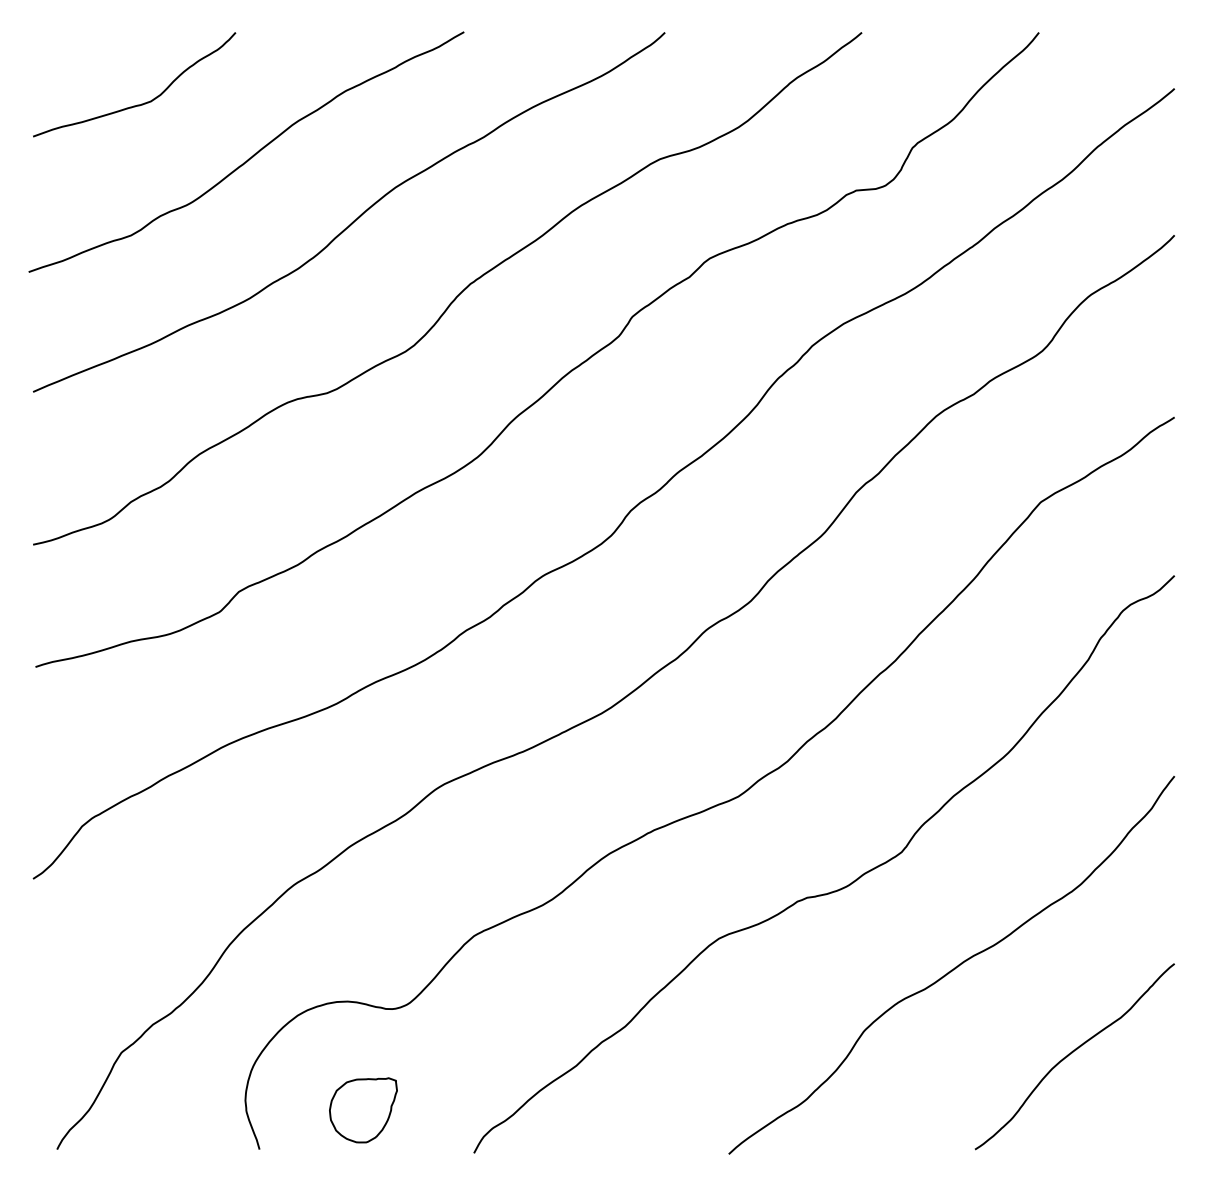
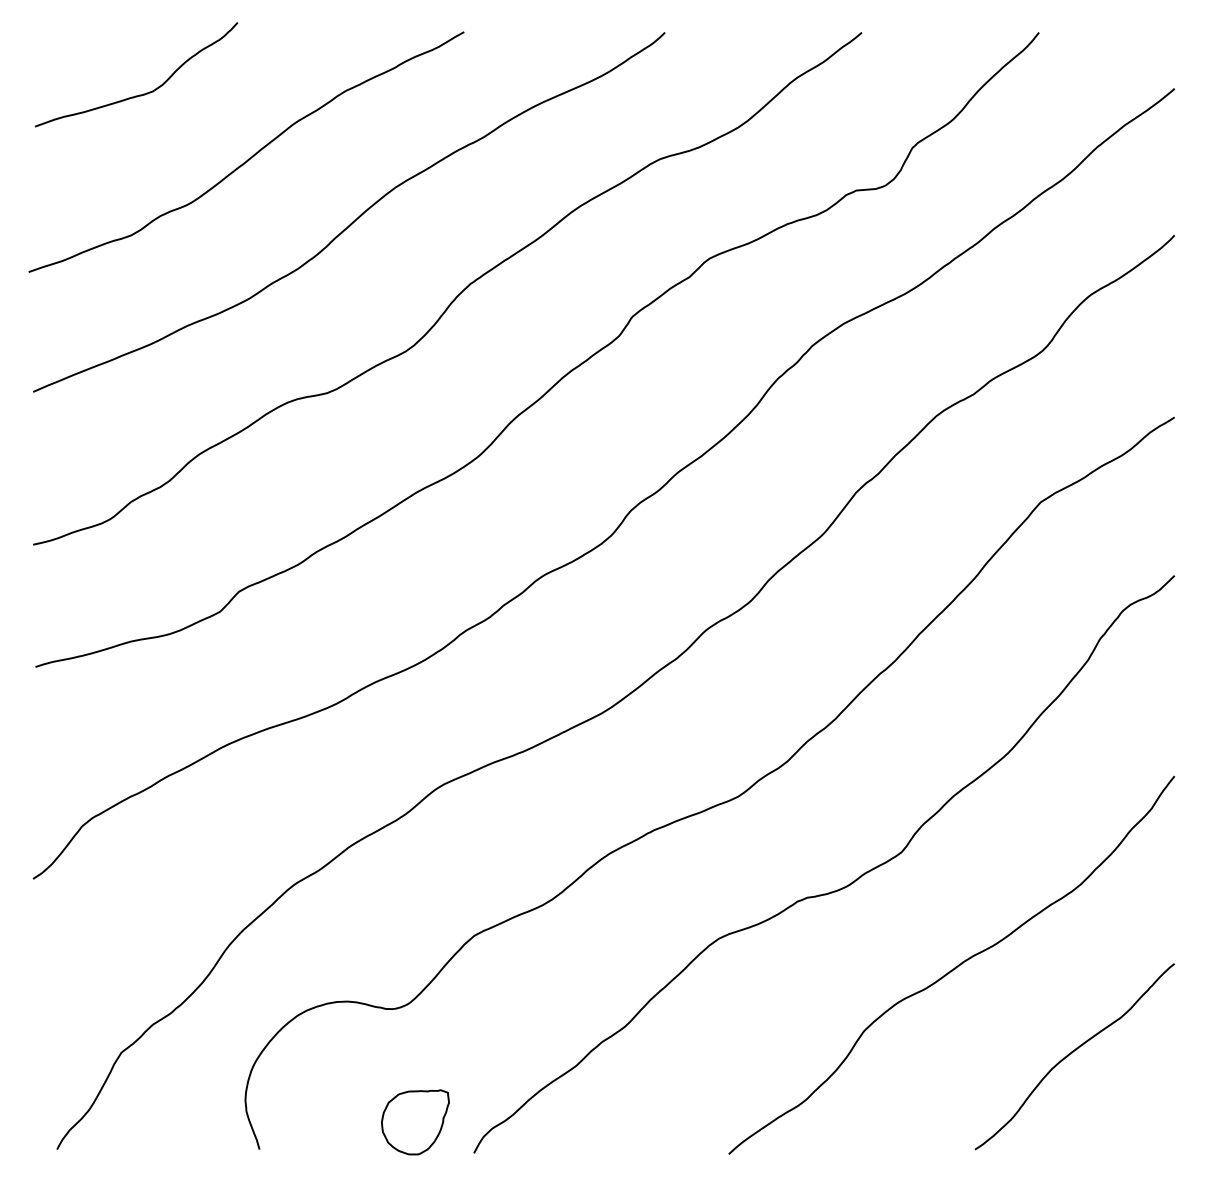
curve position: (137, 104) -> (139, 94) (139, 94)
part position: (363, 1110) -> (415, 1122) (415, 1122)
